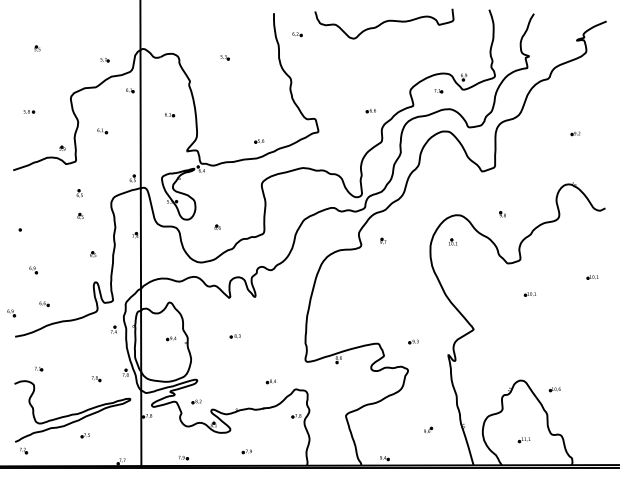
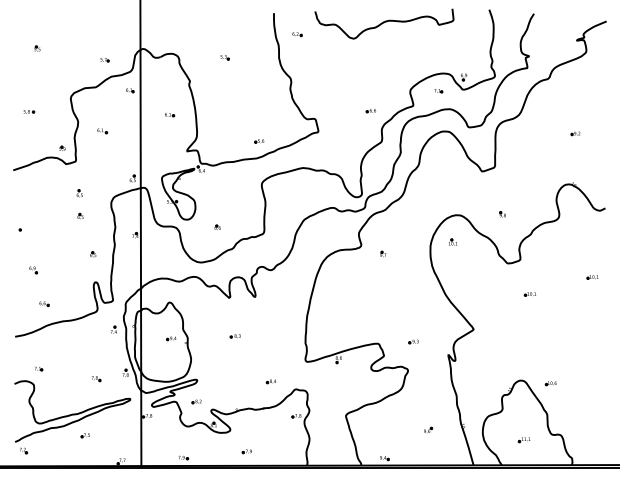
part position: (383, 240) -> (383, 253) (383, 253)
part: present -> none (11, 313)
part position: (554, 389) -> (550, 383) (550, 383)
